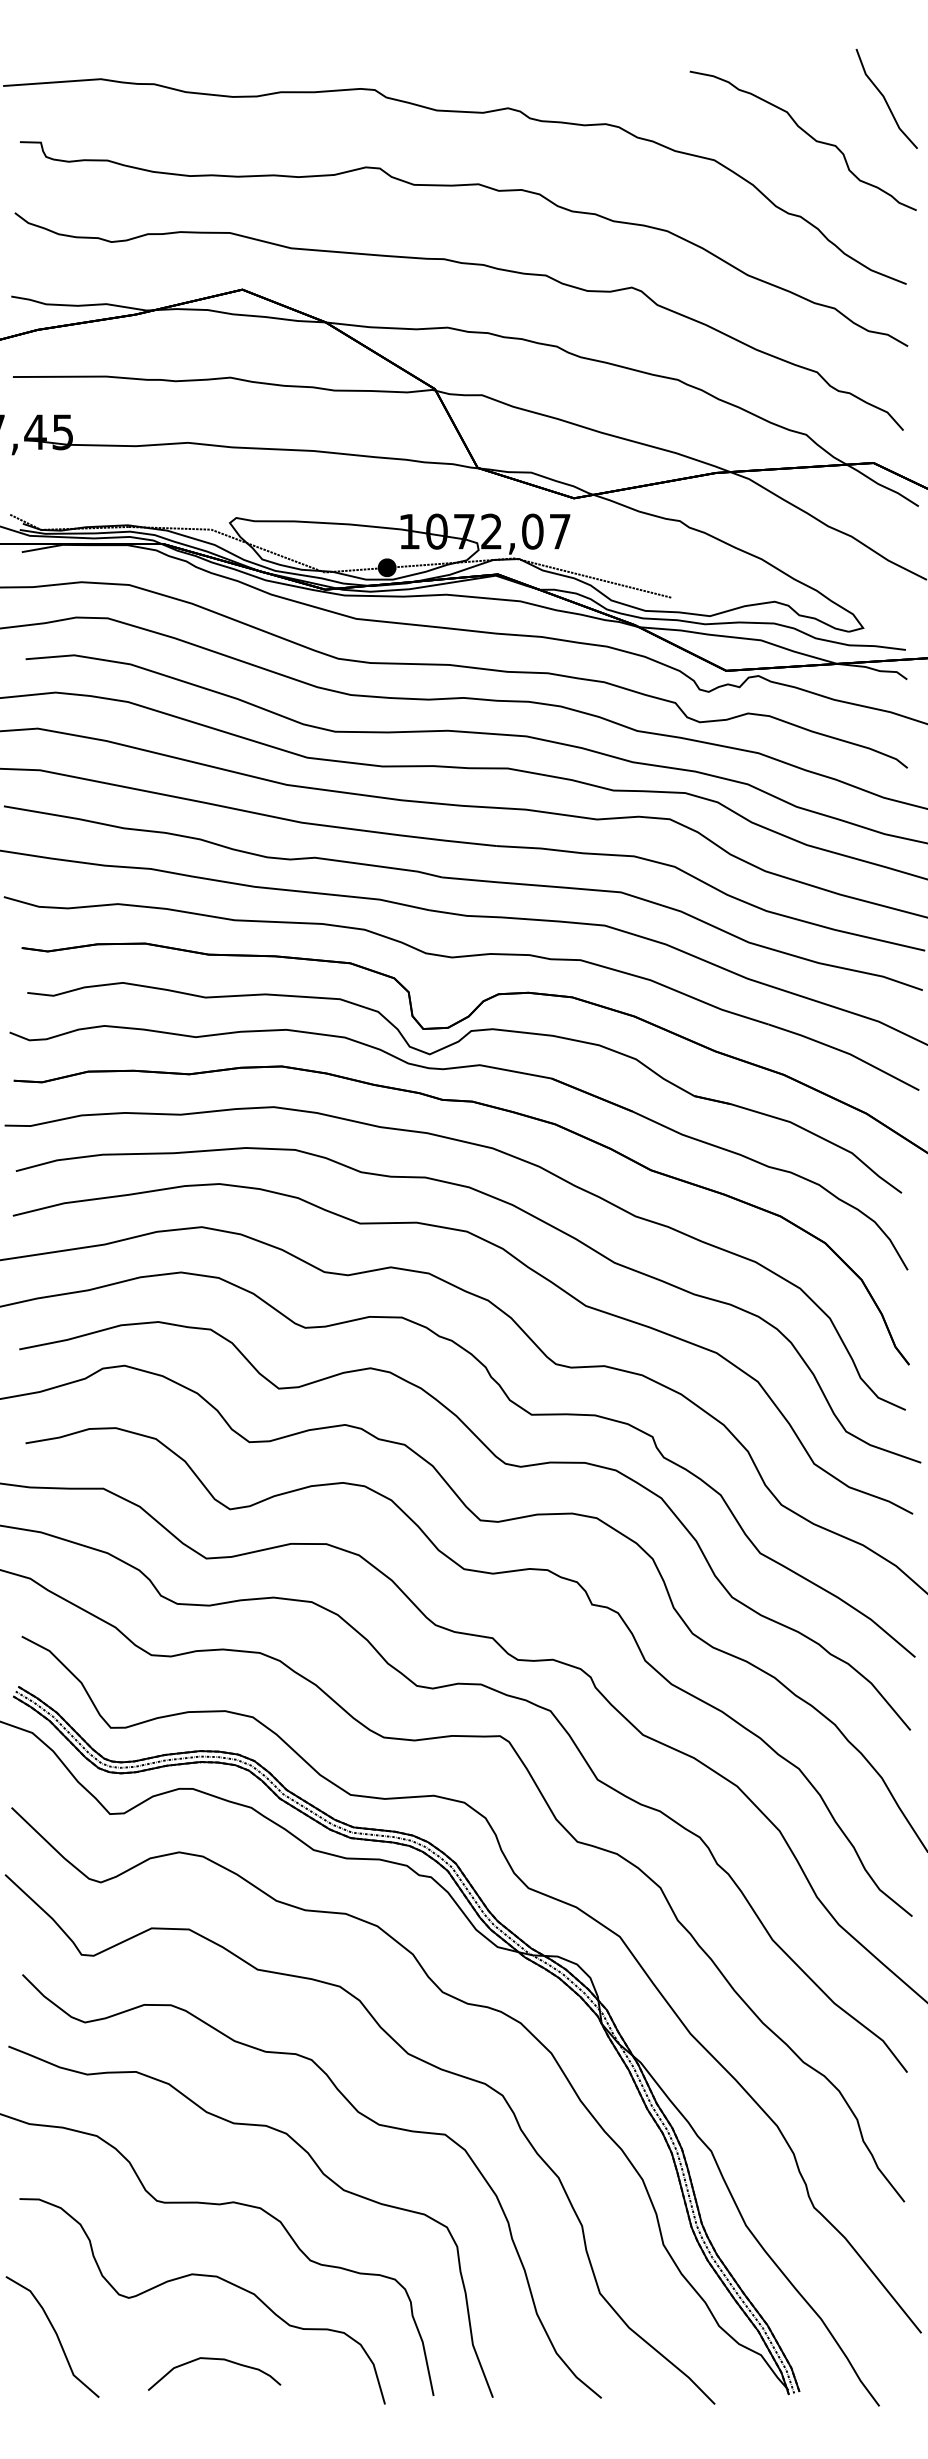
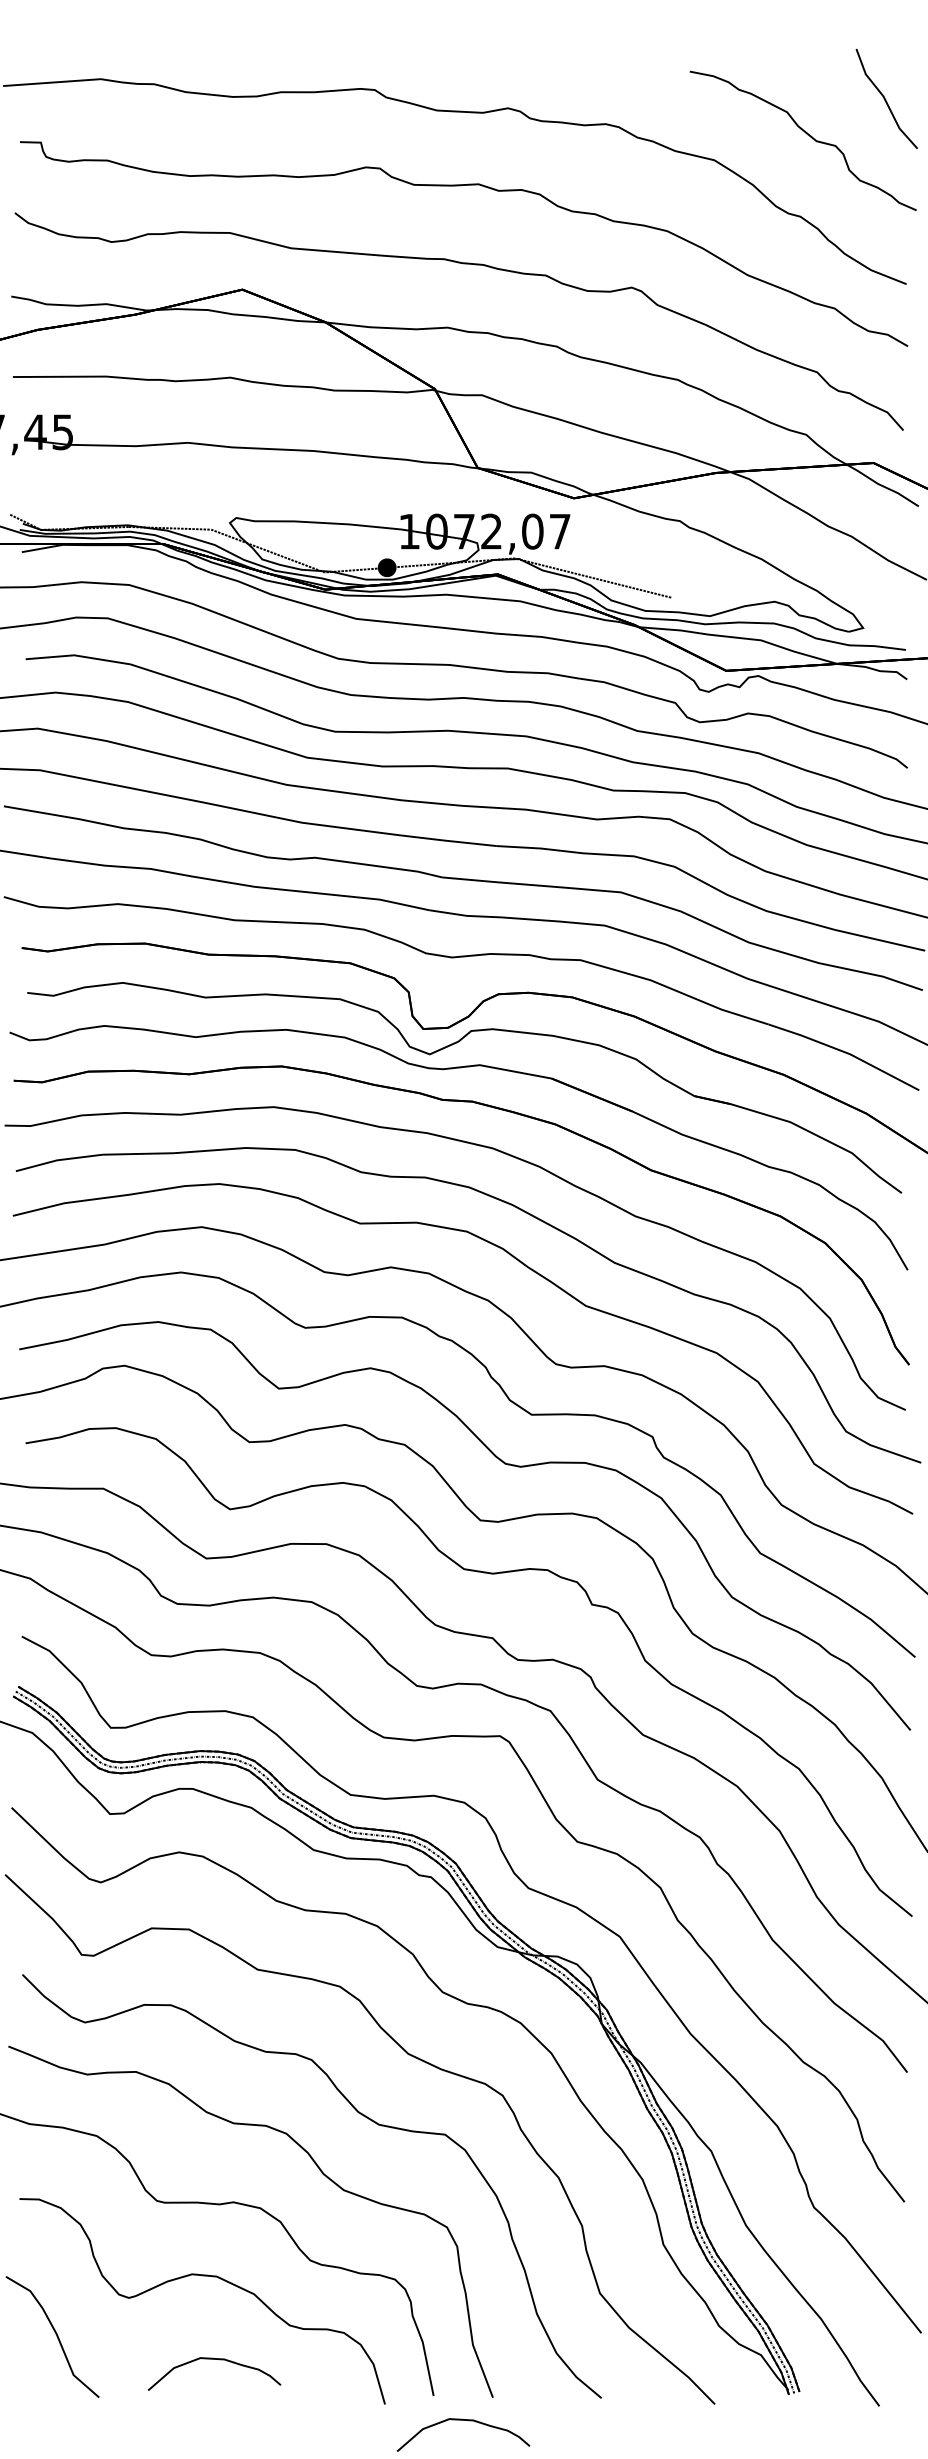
curve: none -> present (468, 2421)
